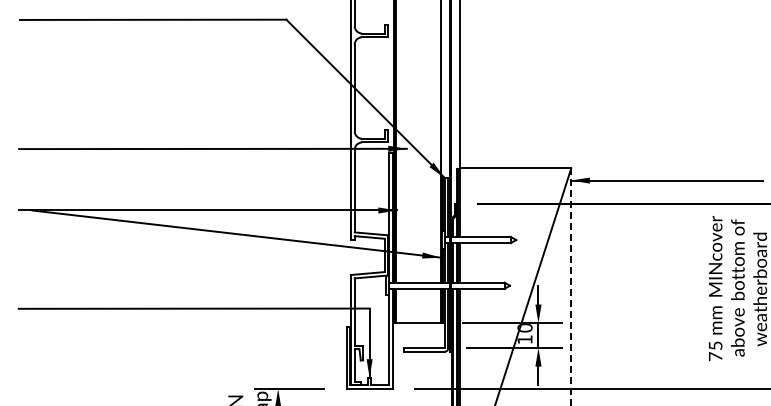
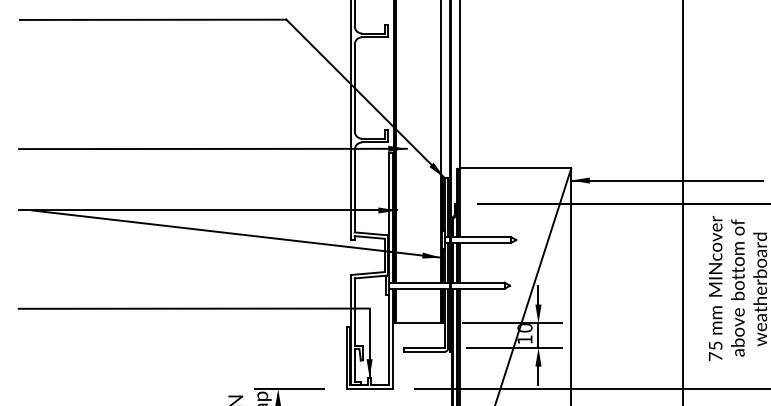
line: none -> present (682, 202)
line: dashed -> solid (571, 286)
